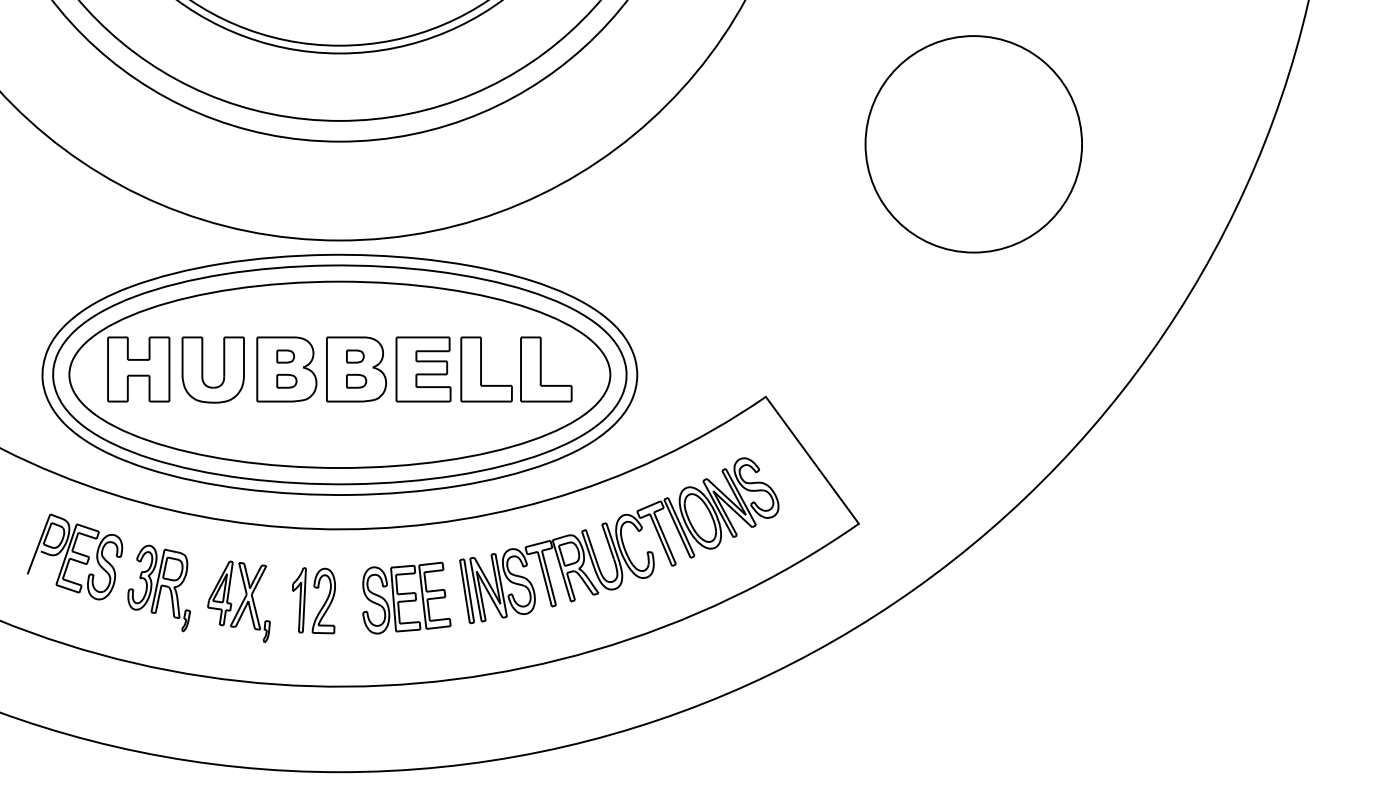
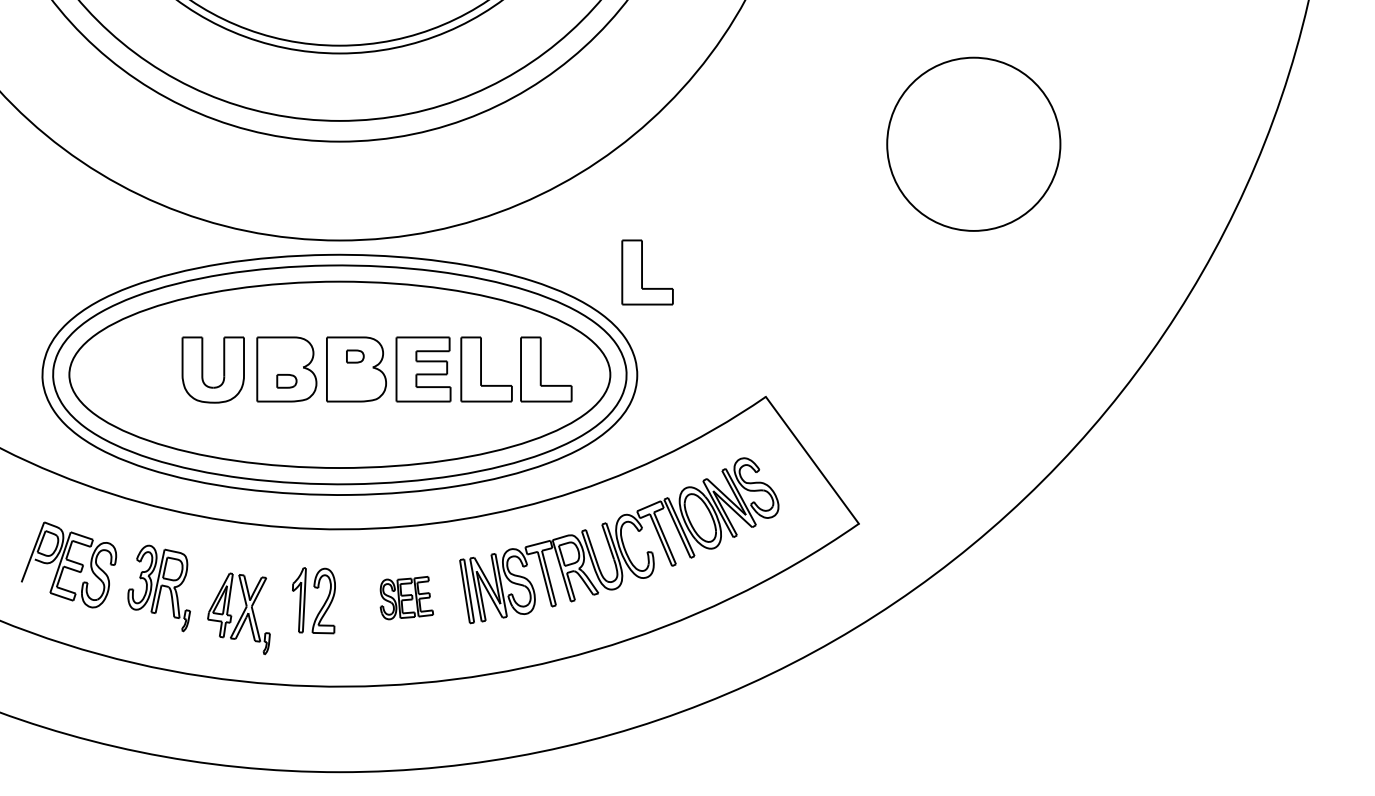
circle diameter: 217 px -> 173 px (973, 143)
part: none -> present (647, 272)
part: present -> none (285, 356)
part: present -> none (138, 369)
part: present -> none (356, 381)
part position: (75, 556) -> (69, 564) (69, 564)
part size: 90x74 px -> 55x45 px (406, 598)
part position: (238, 601) -> (238, 613) (238, 613)
